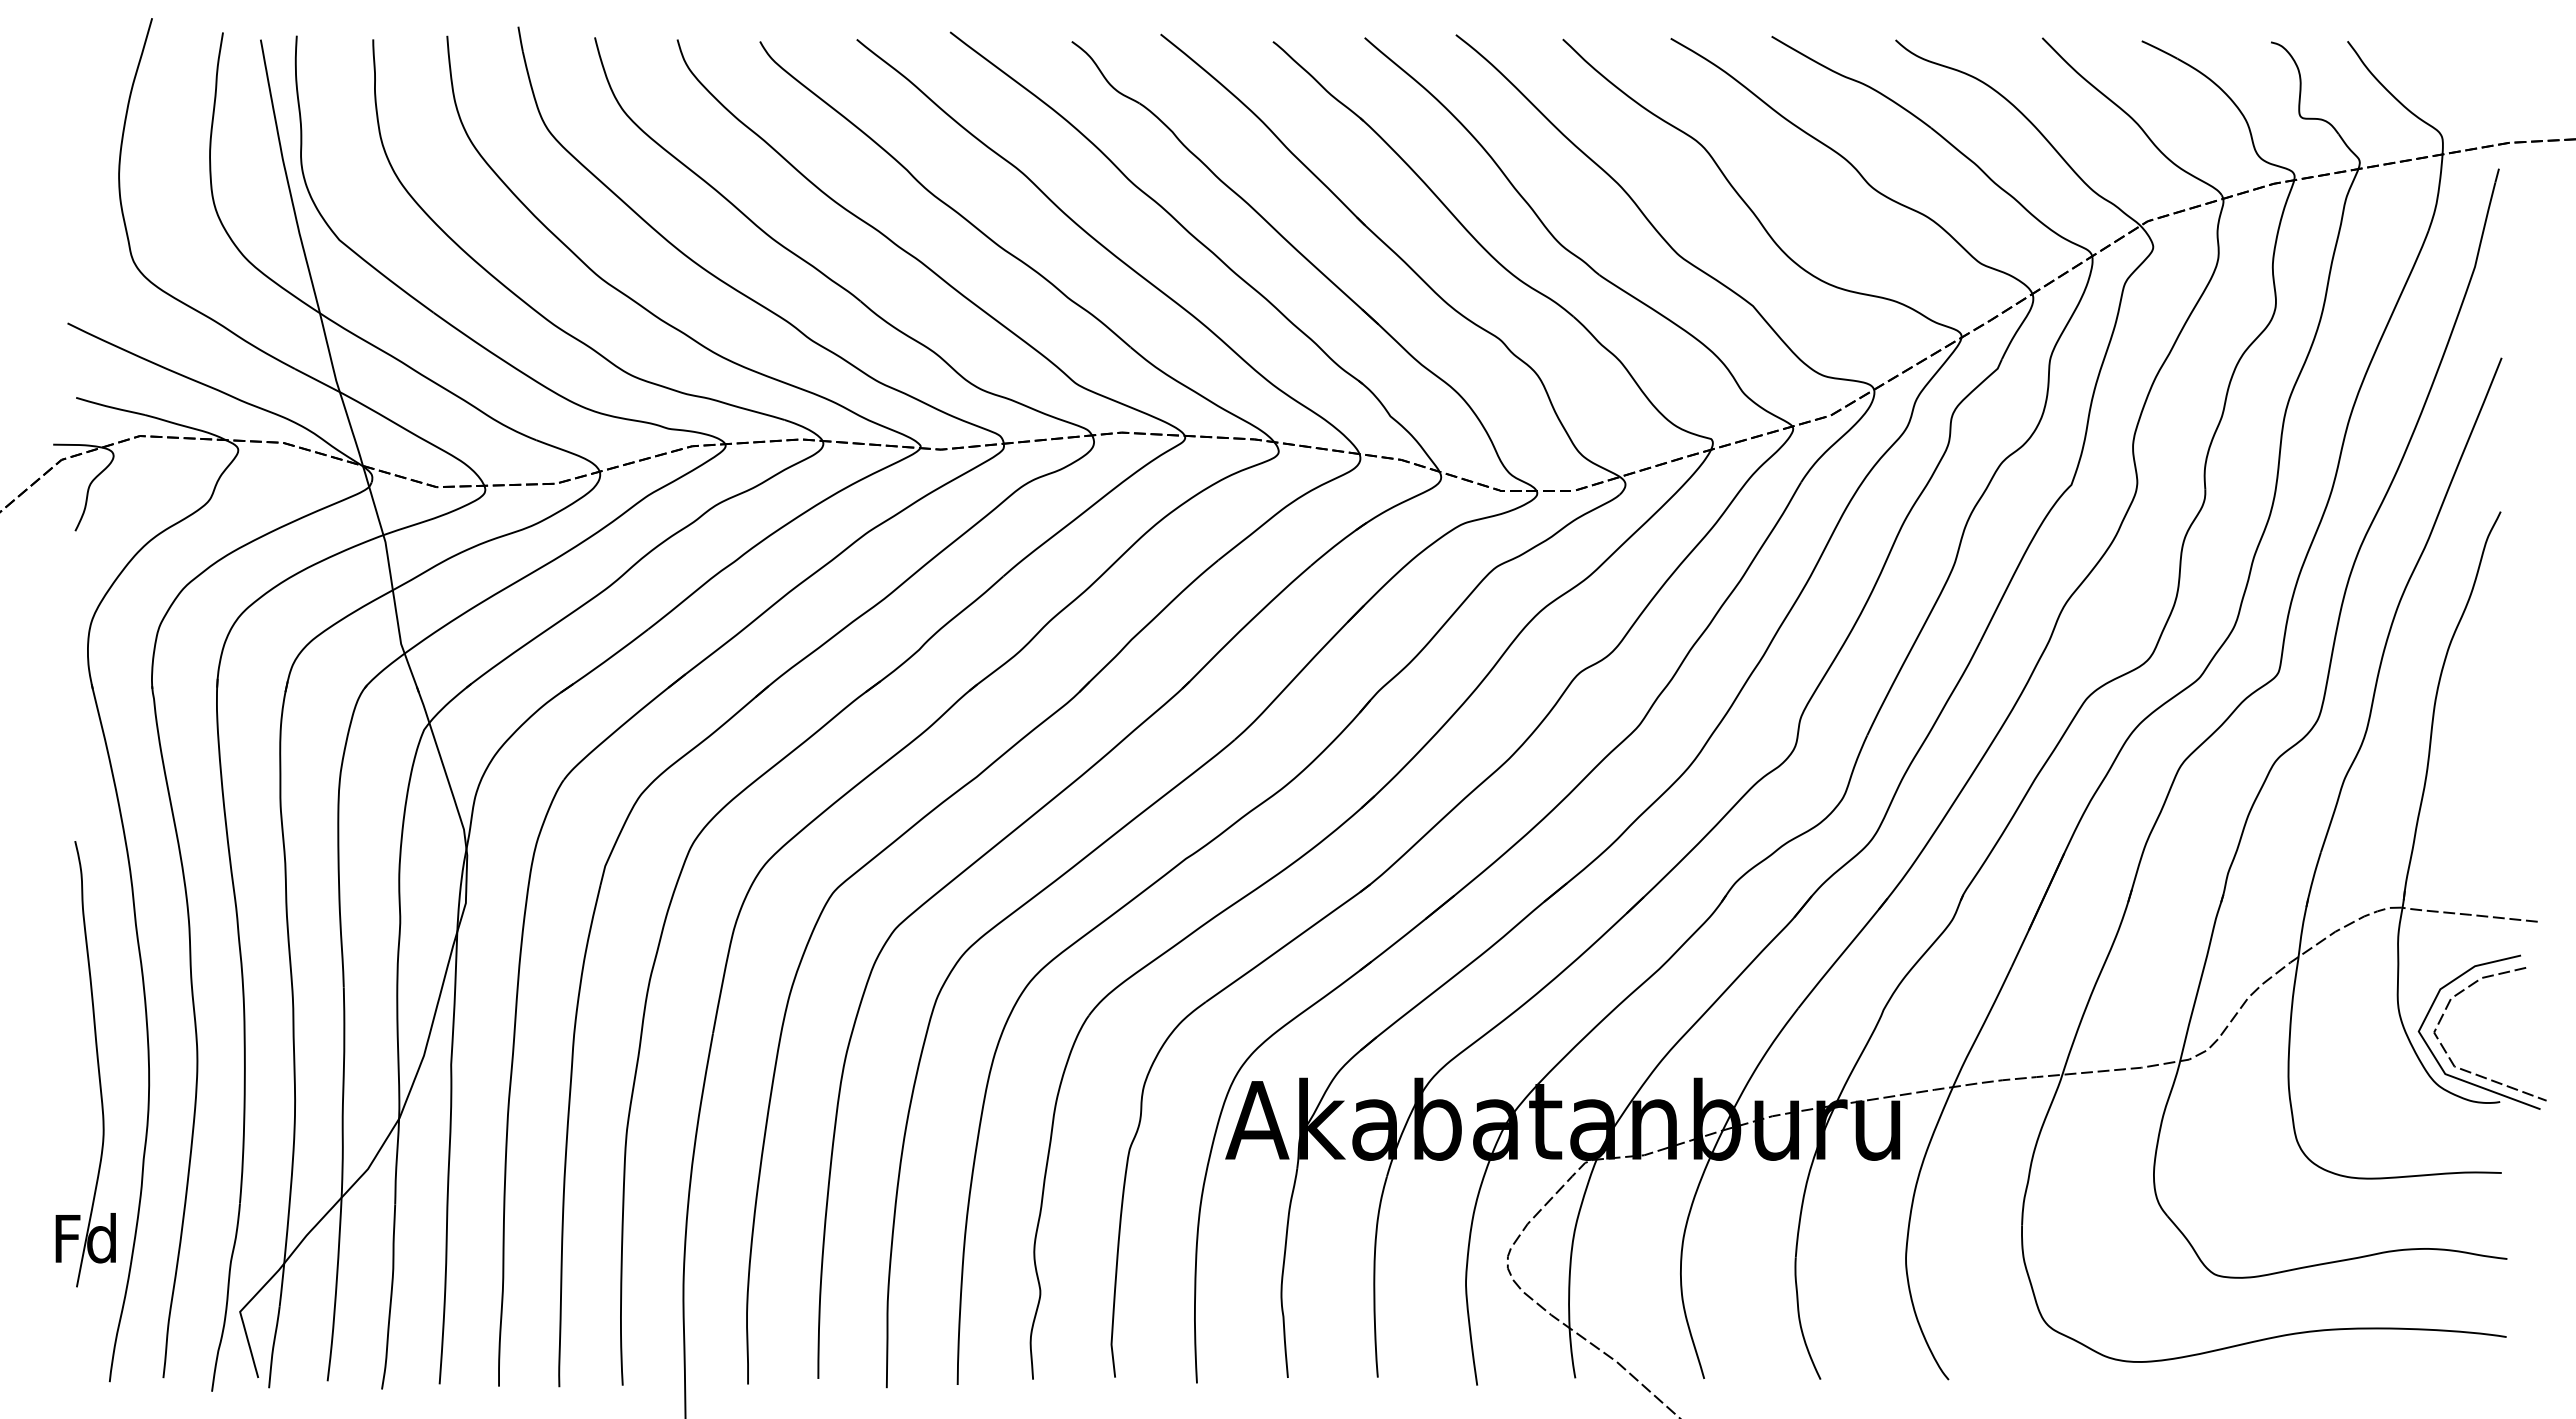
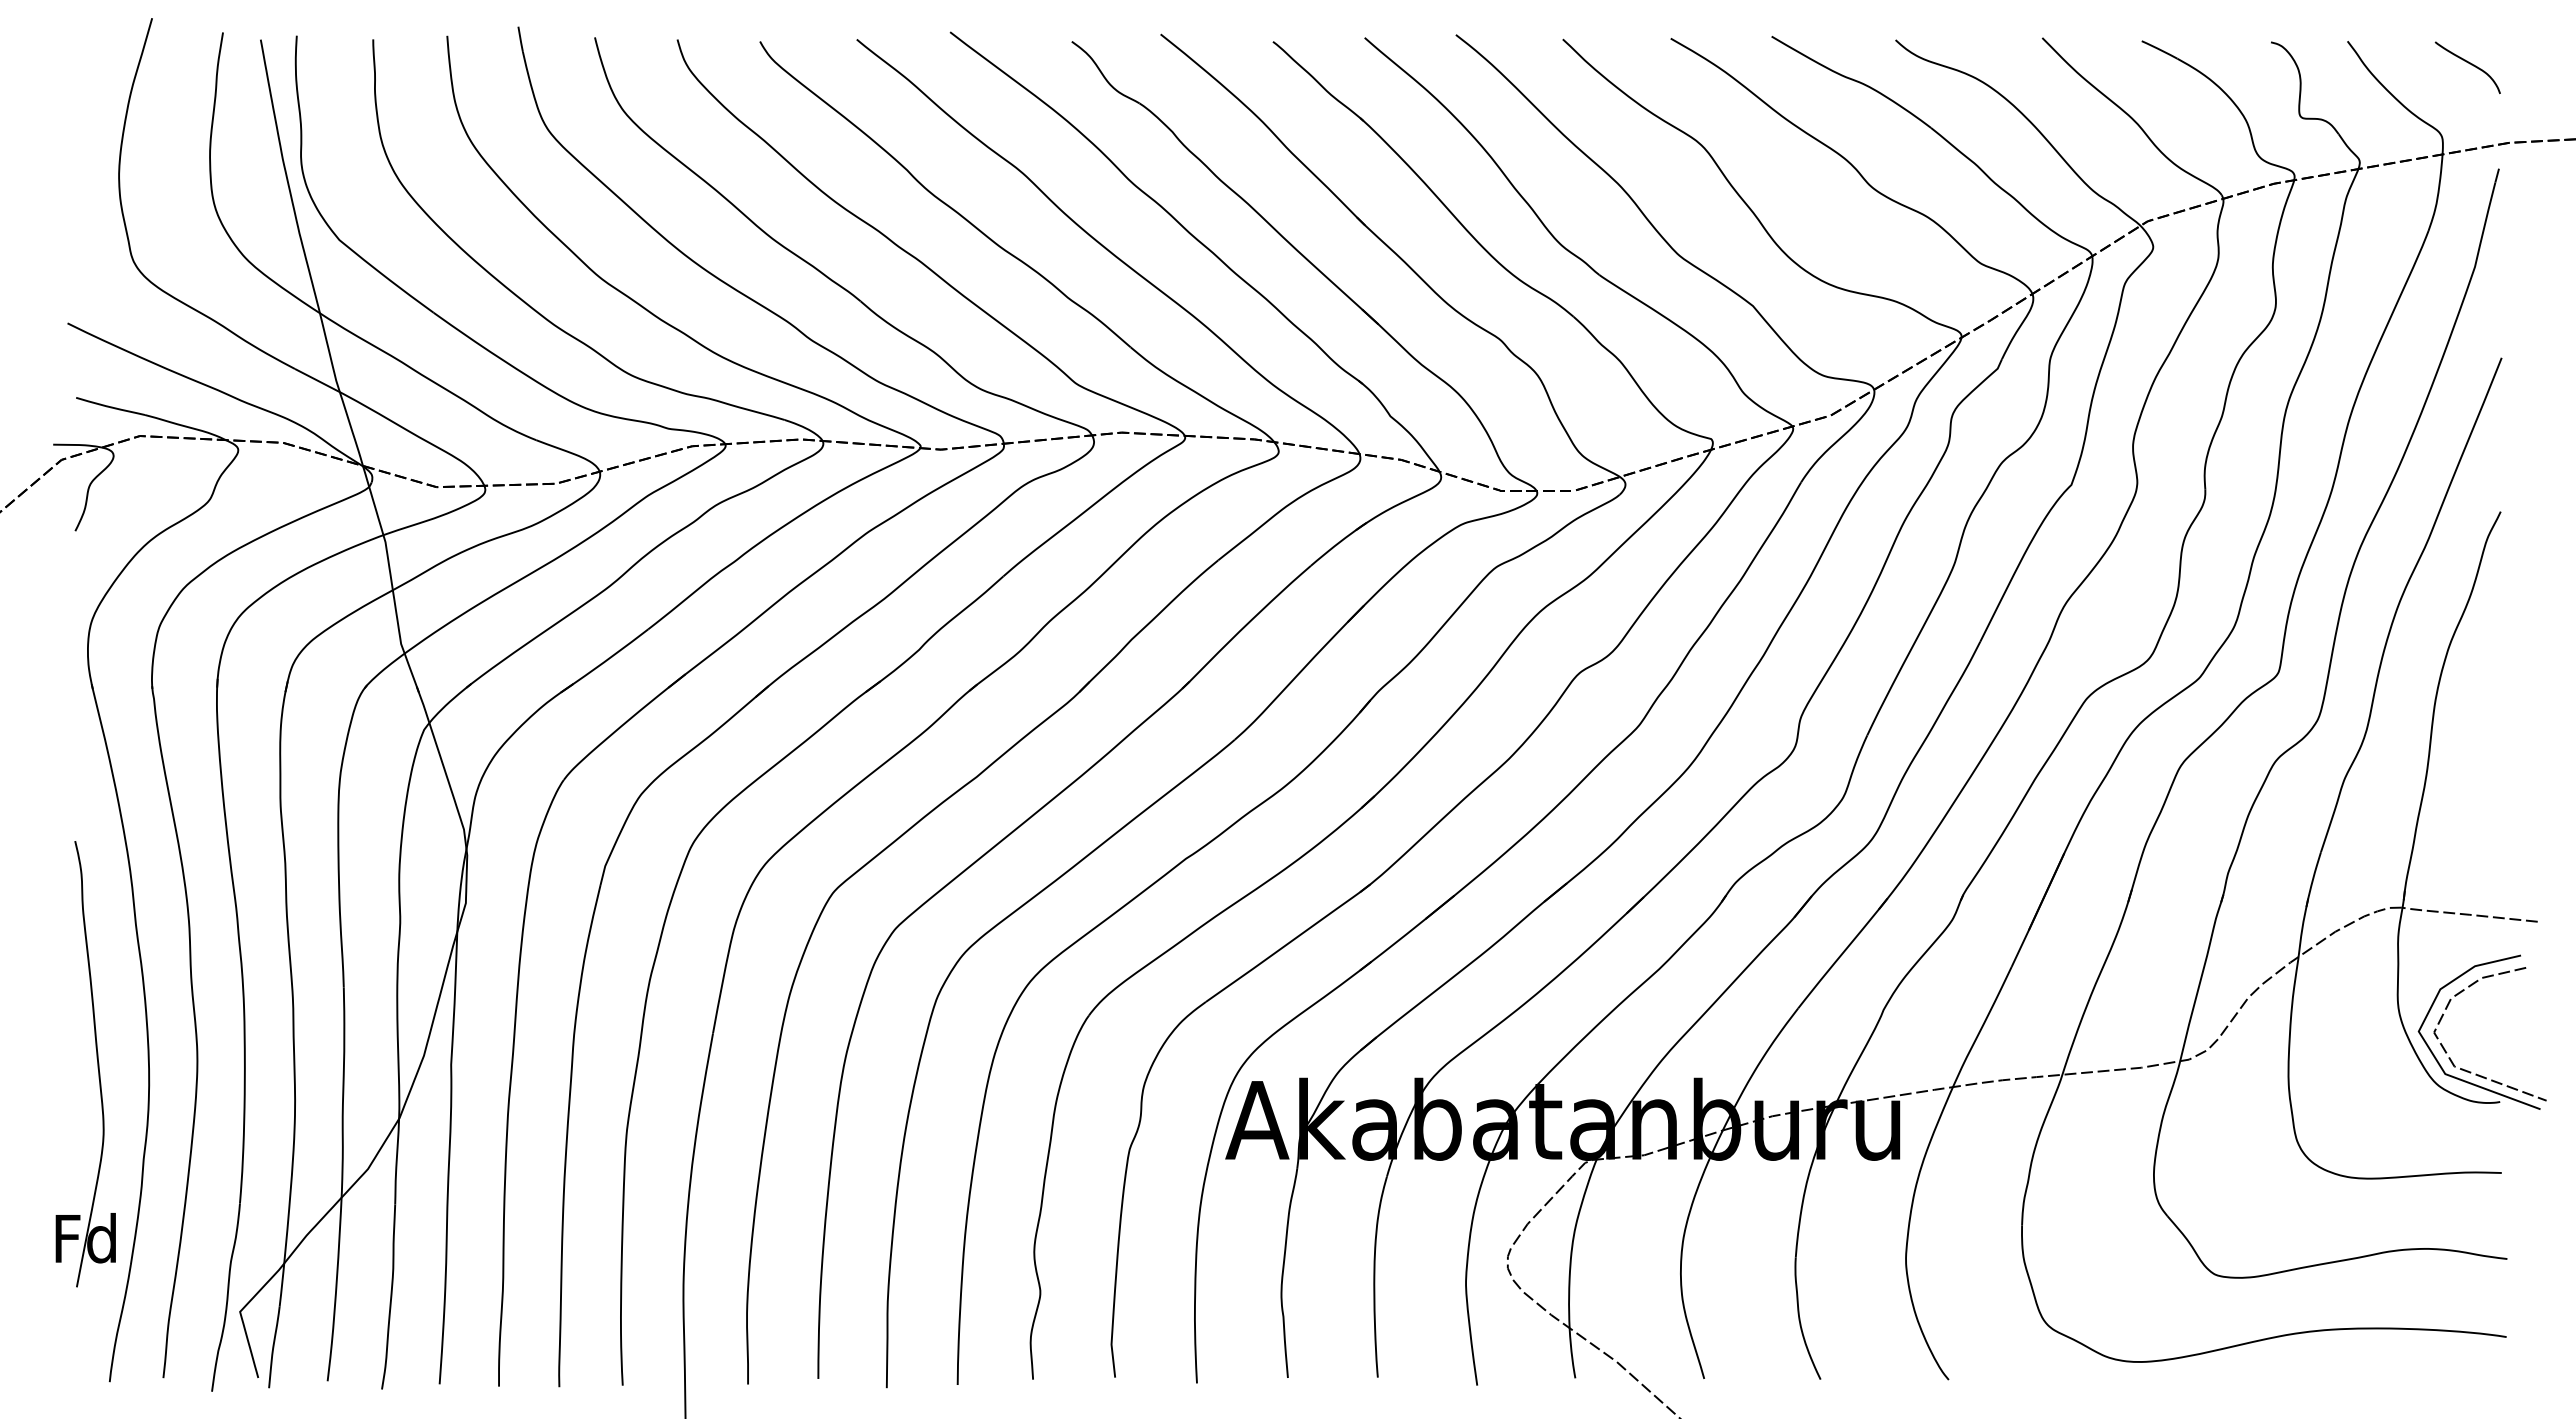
curve: none -> present (2469, 64)
